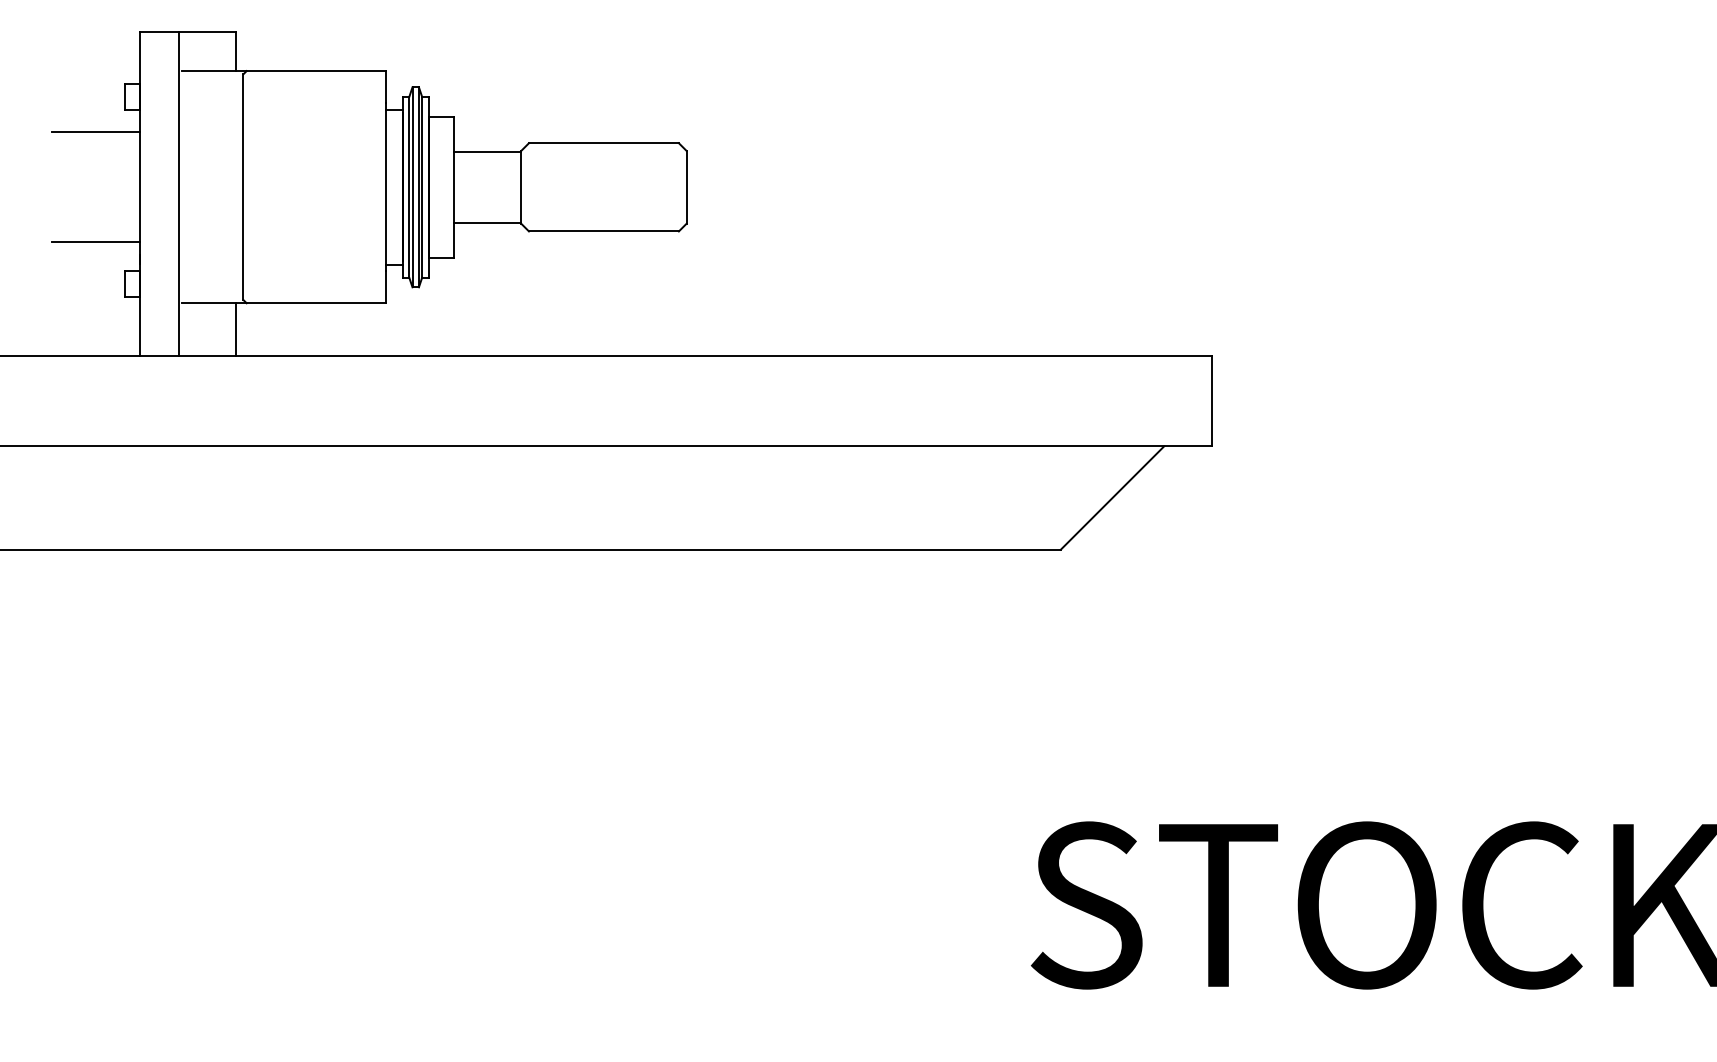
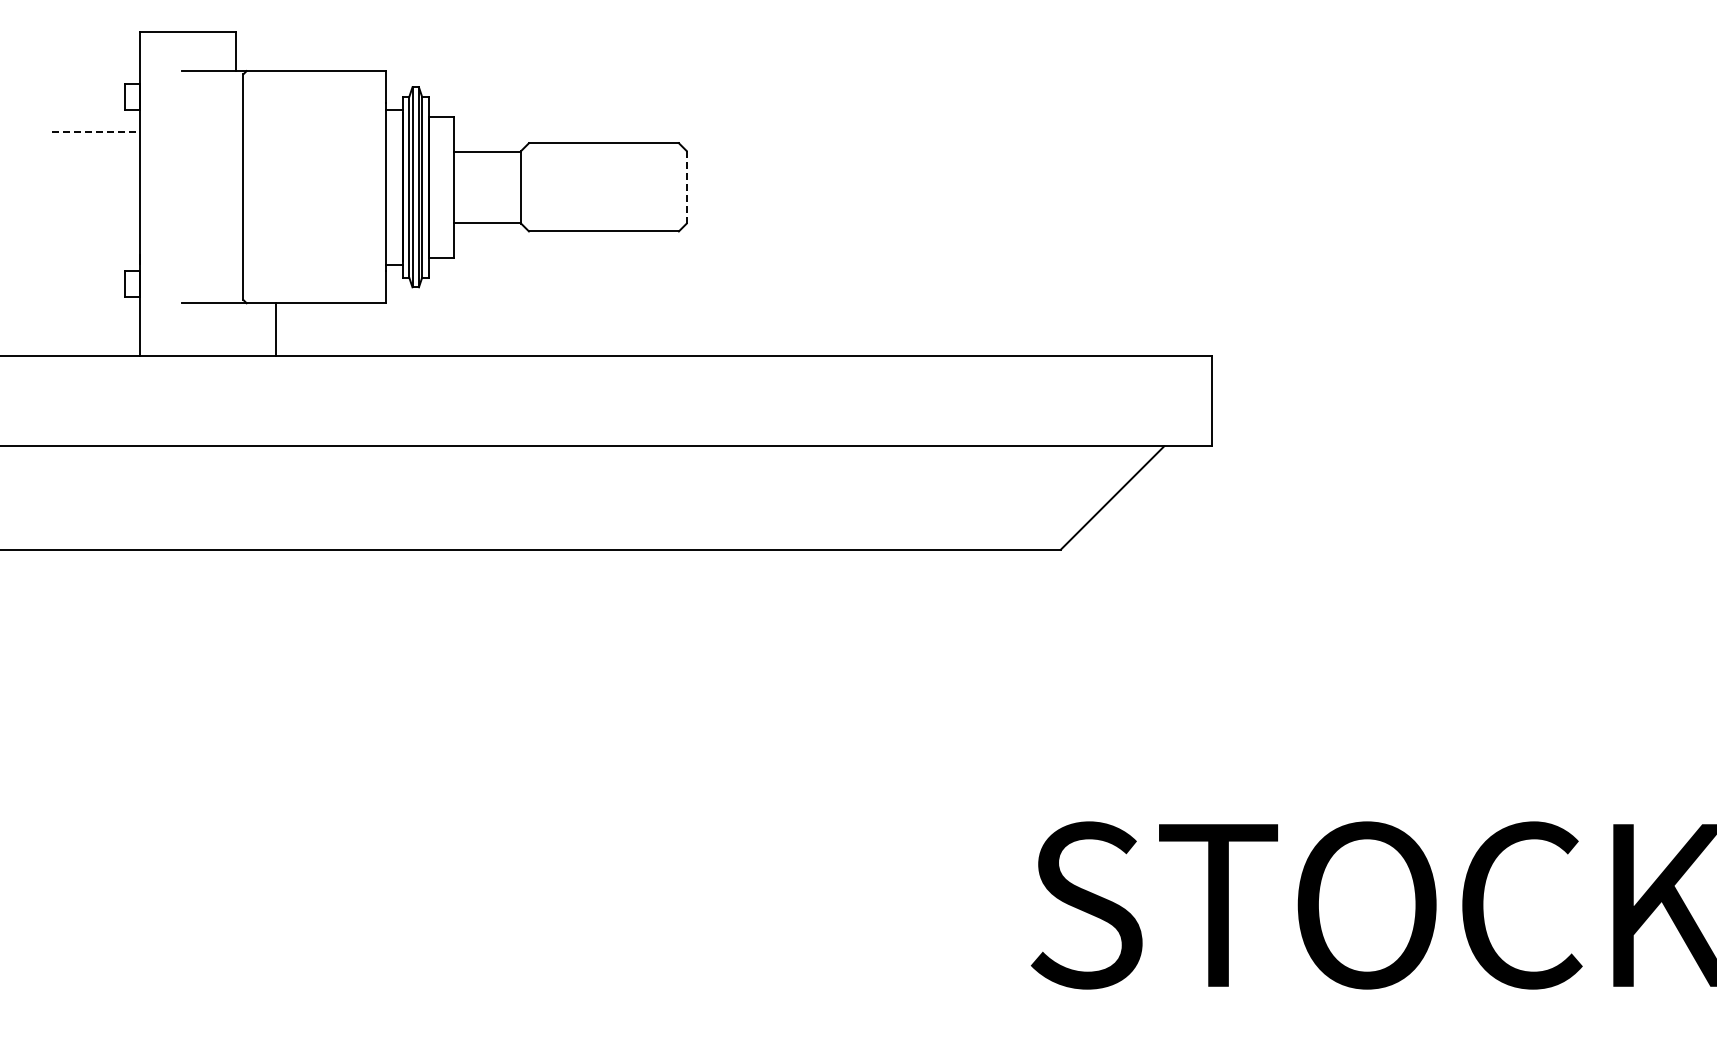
line: solid -> dashed (96, 132)
line: solid -> dashed (686, 186)
line: present -> none (178, 193)
line: present -> none (95, 241)
line position: (235, 329) -> (275, 329) (275, 329)
